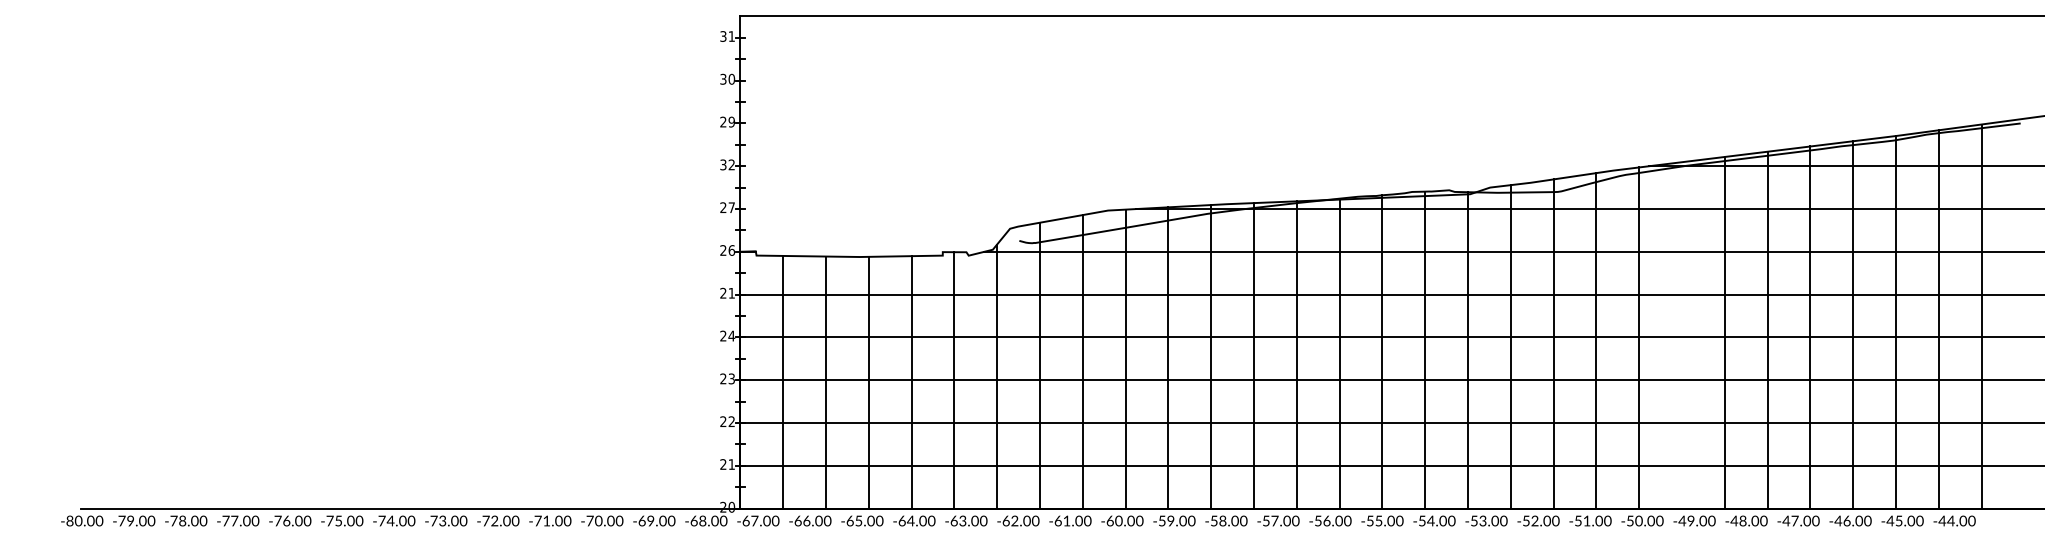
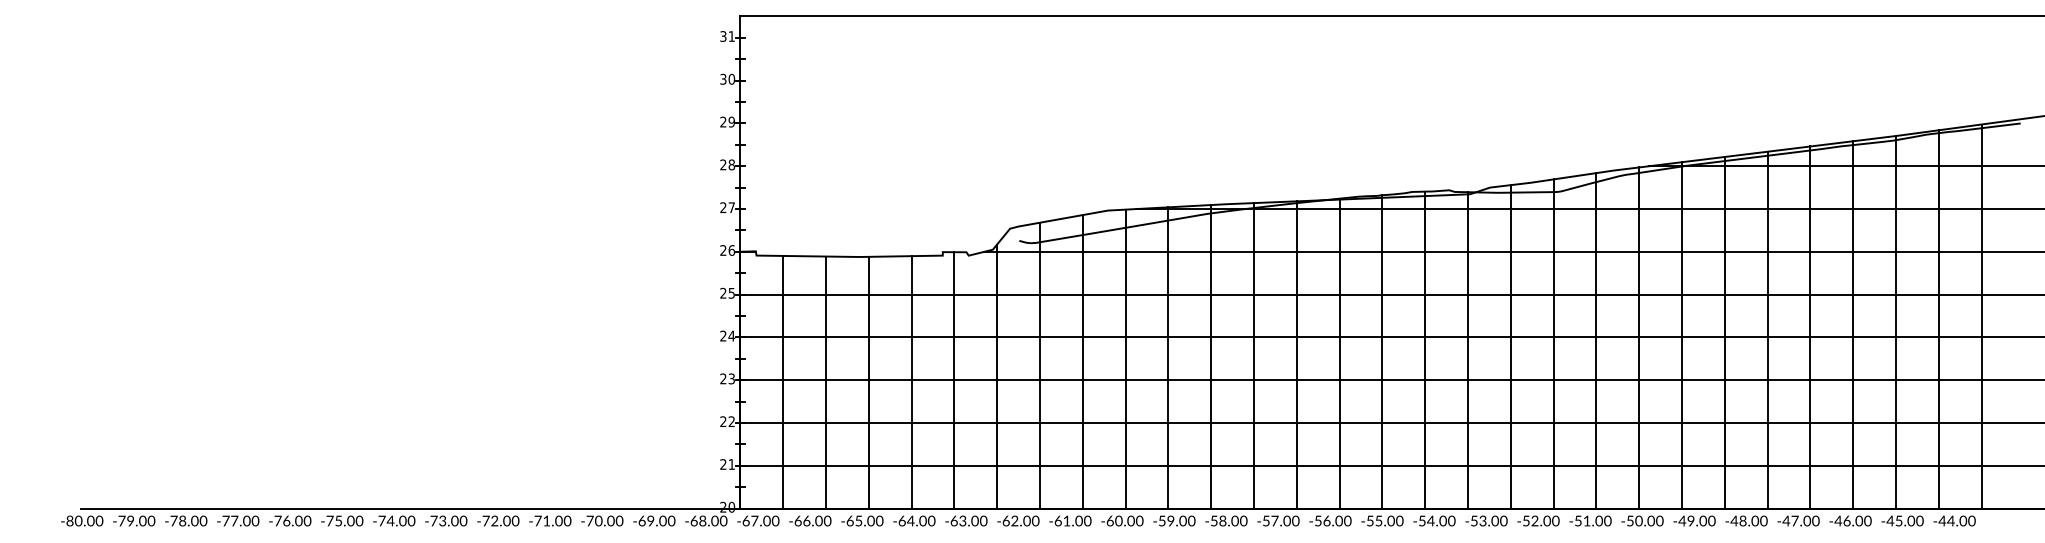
text: 32 -> 28 (727, 164)
text: 21 -> 25 (731, 293)
line: none -> present (1681, 335)
